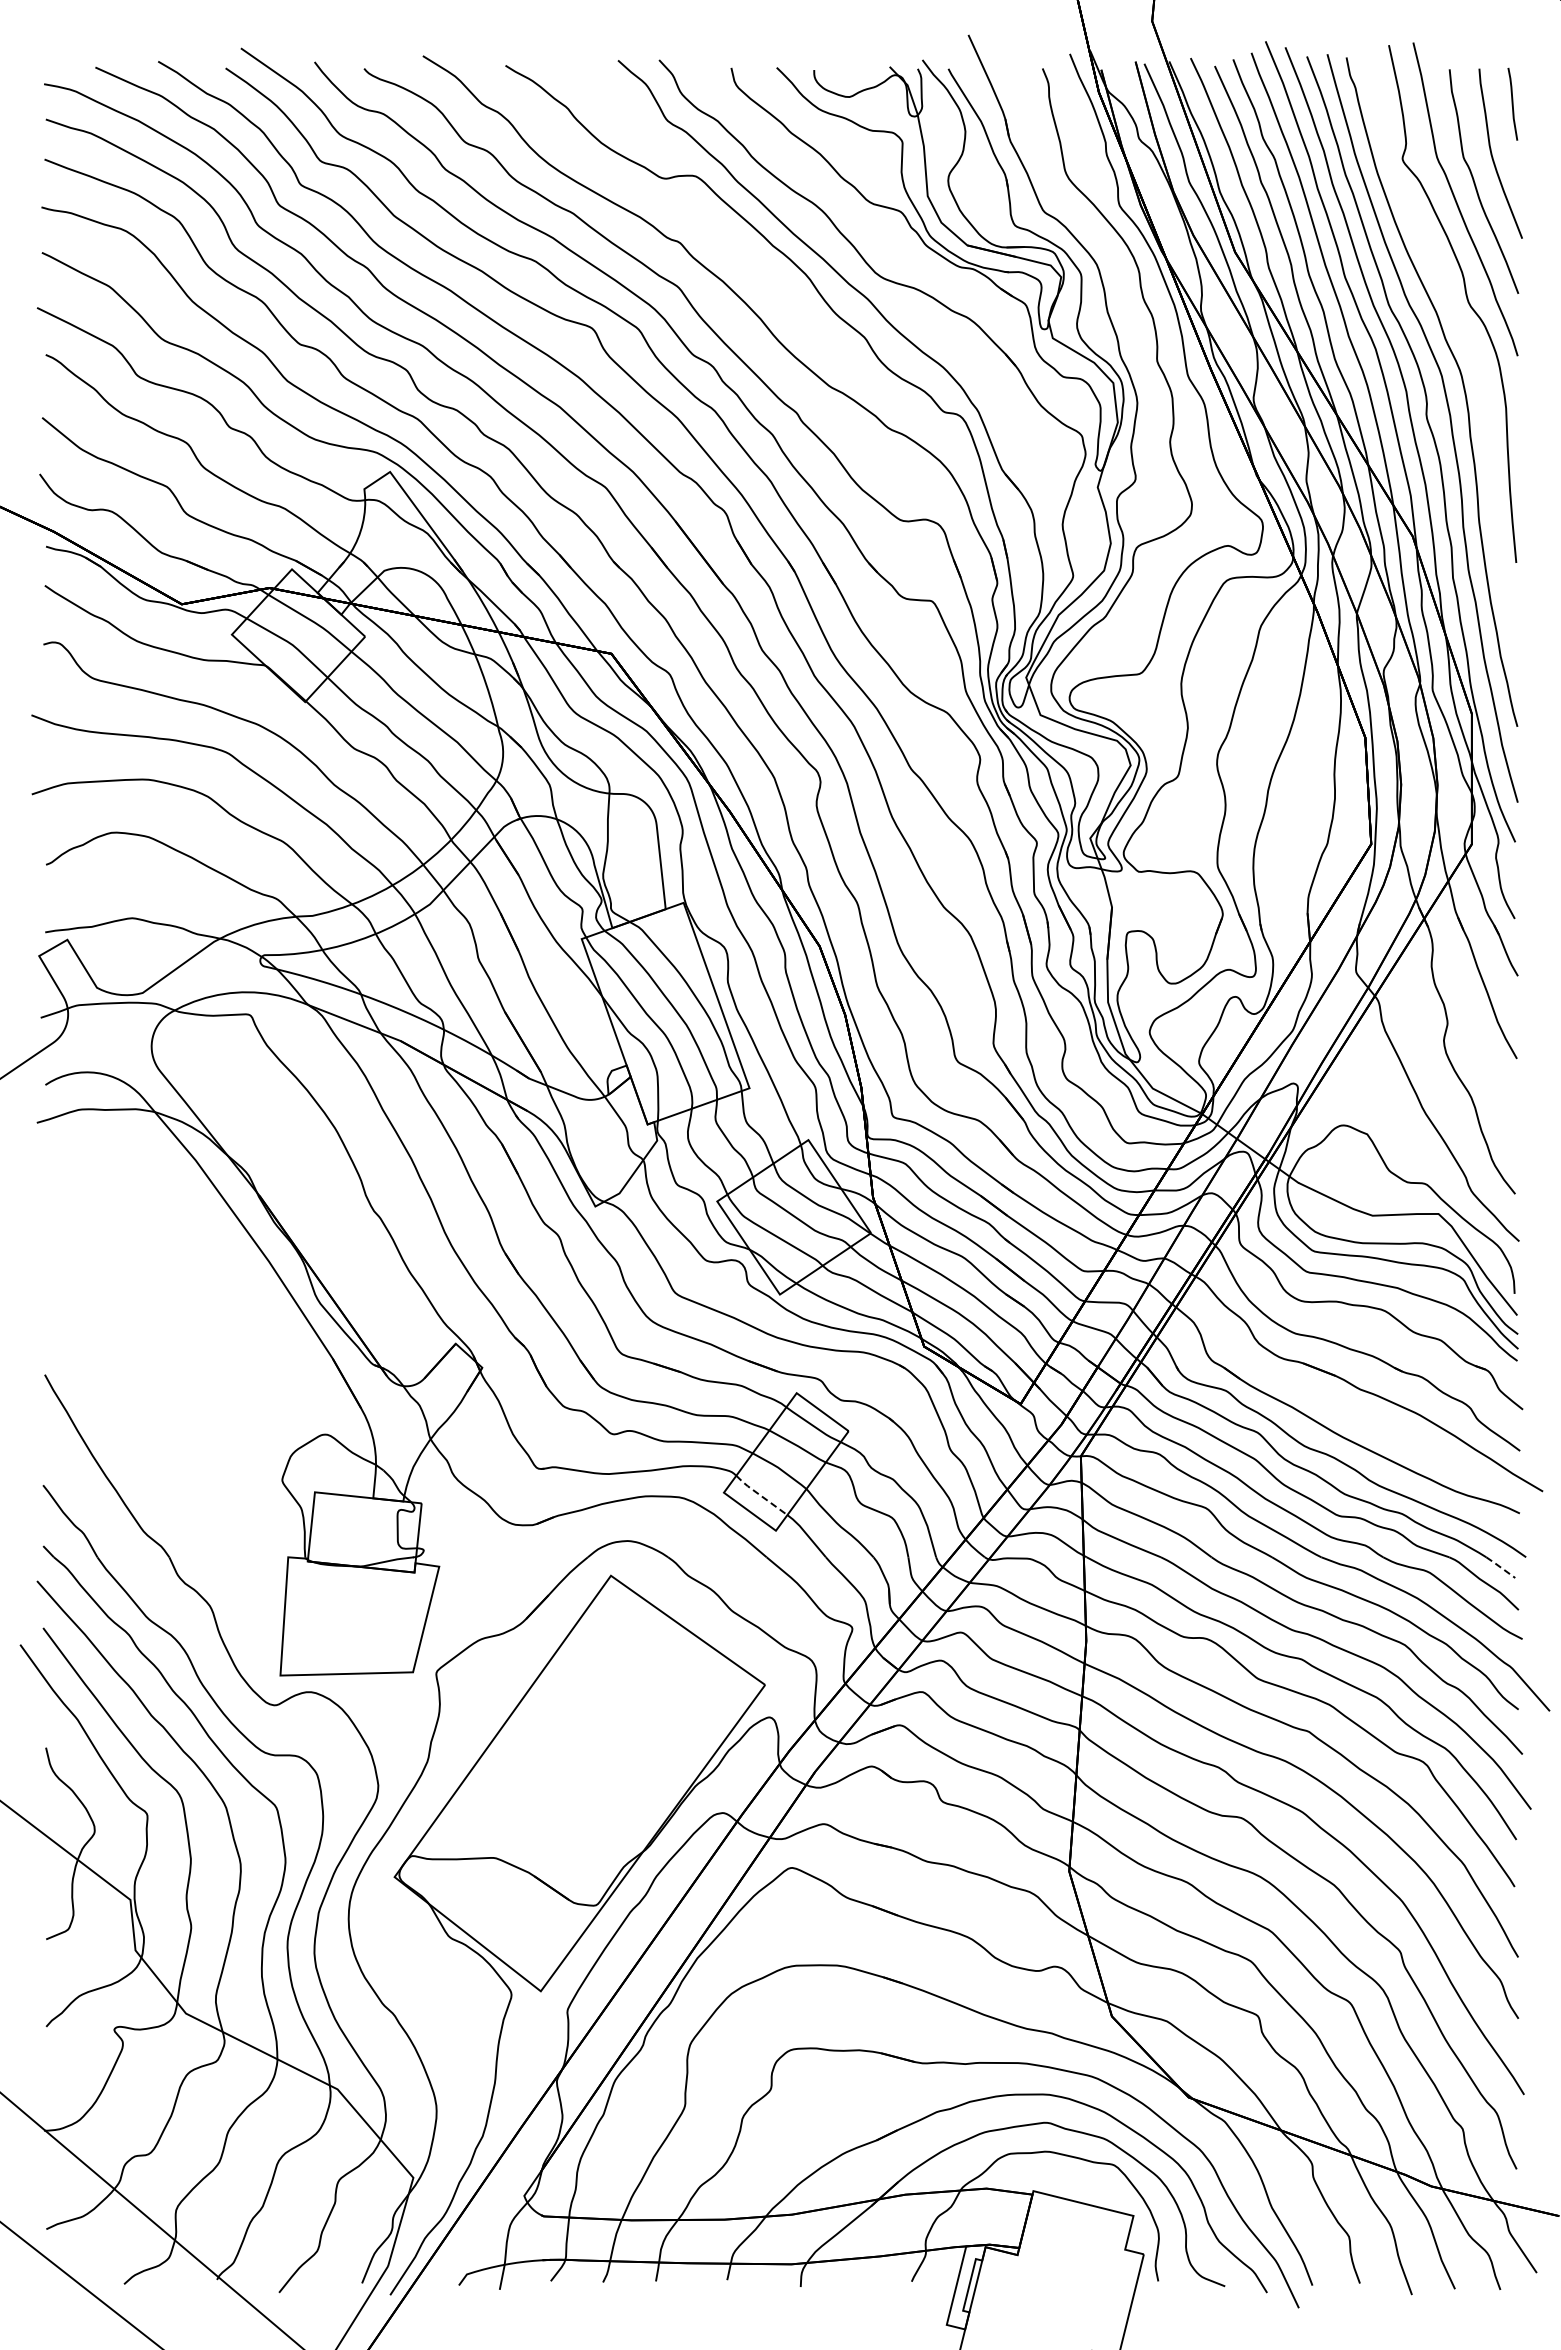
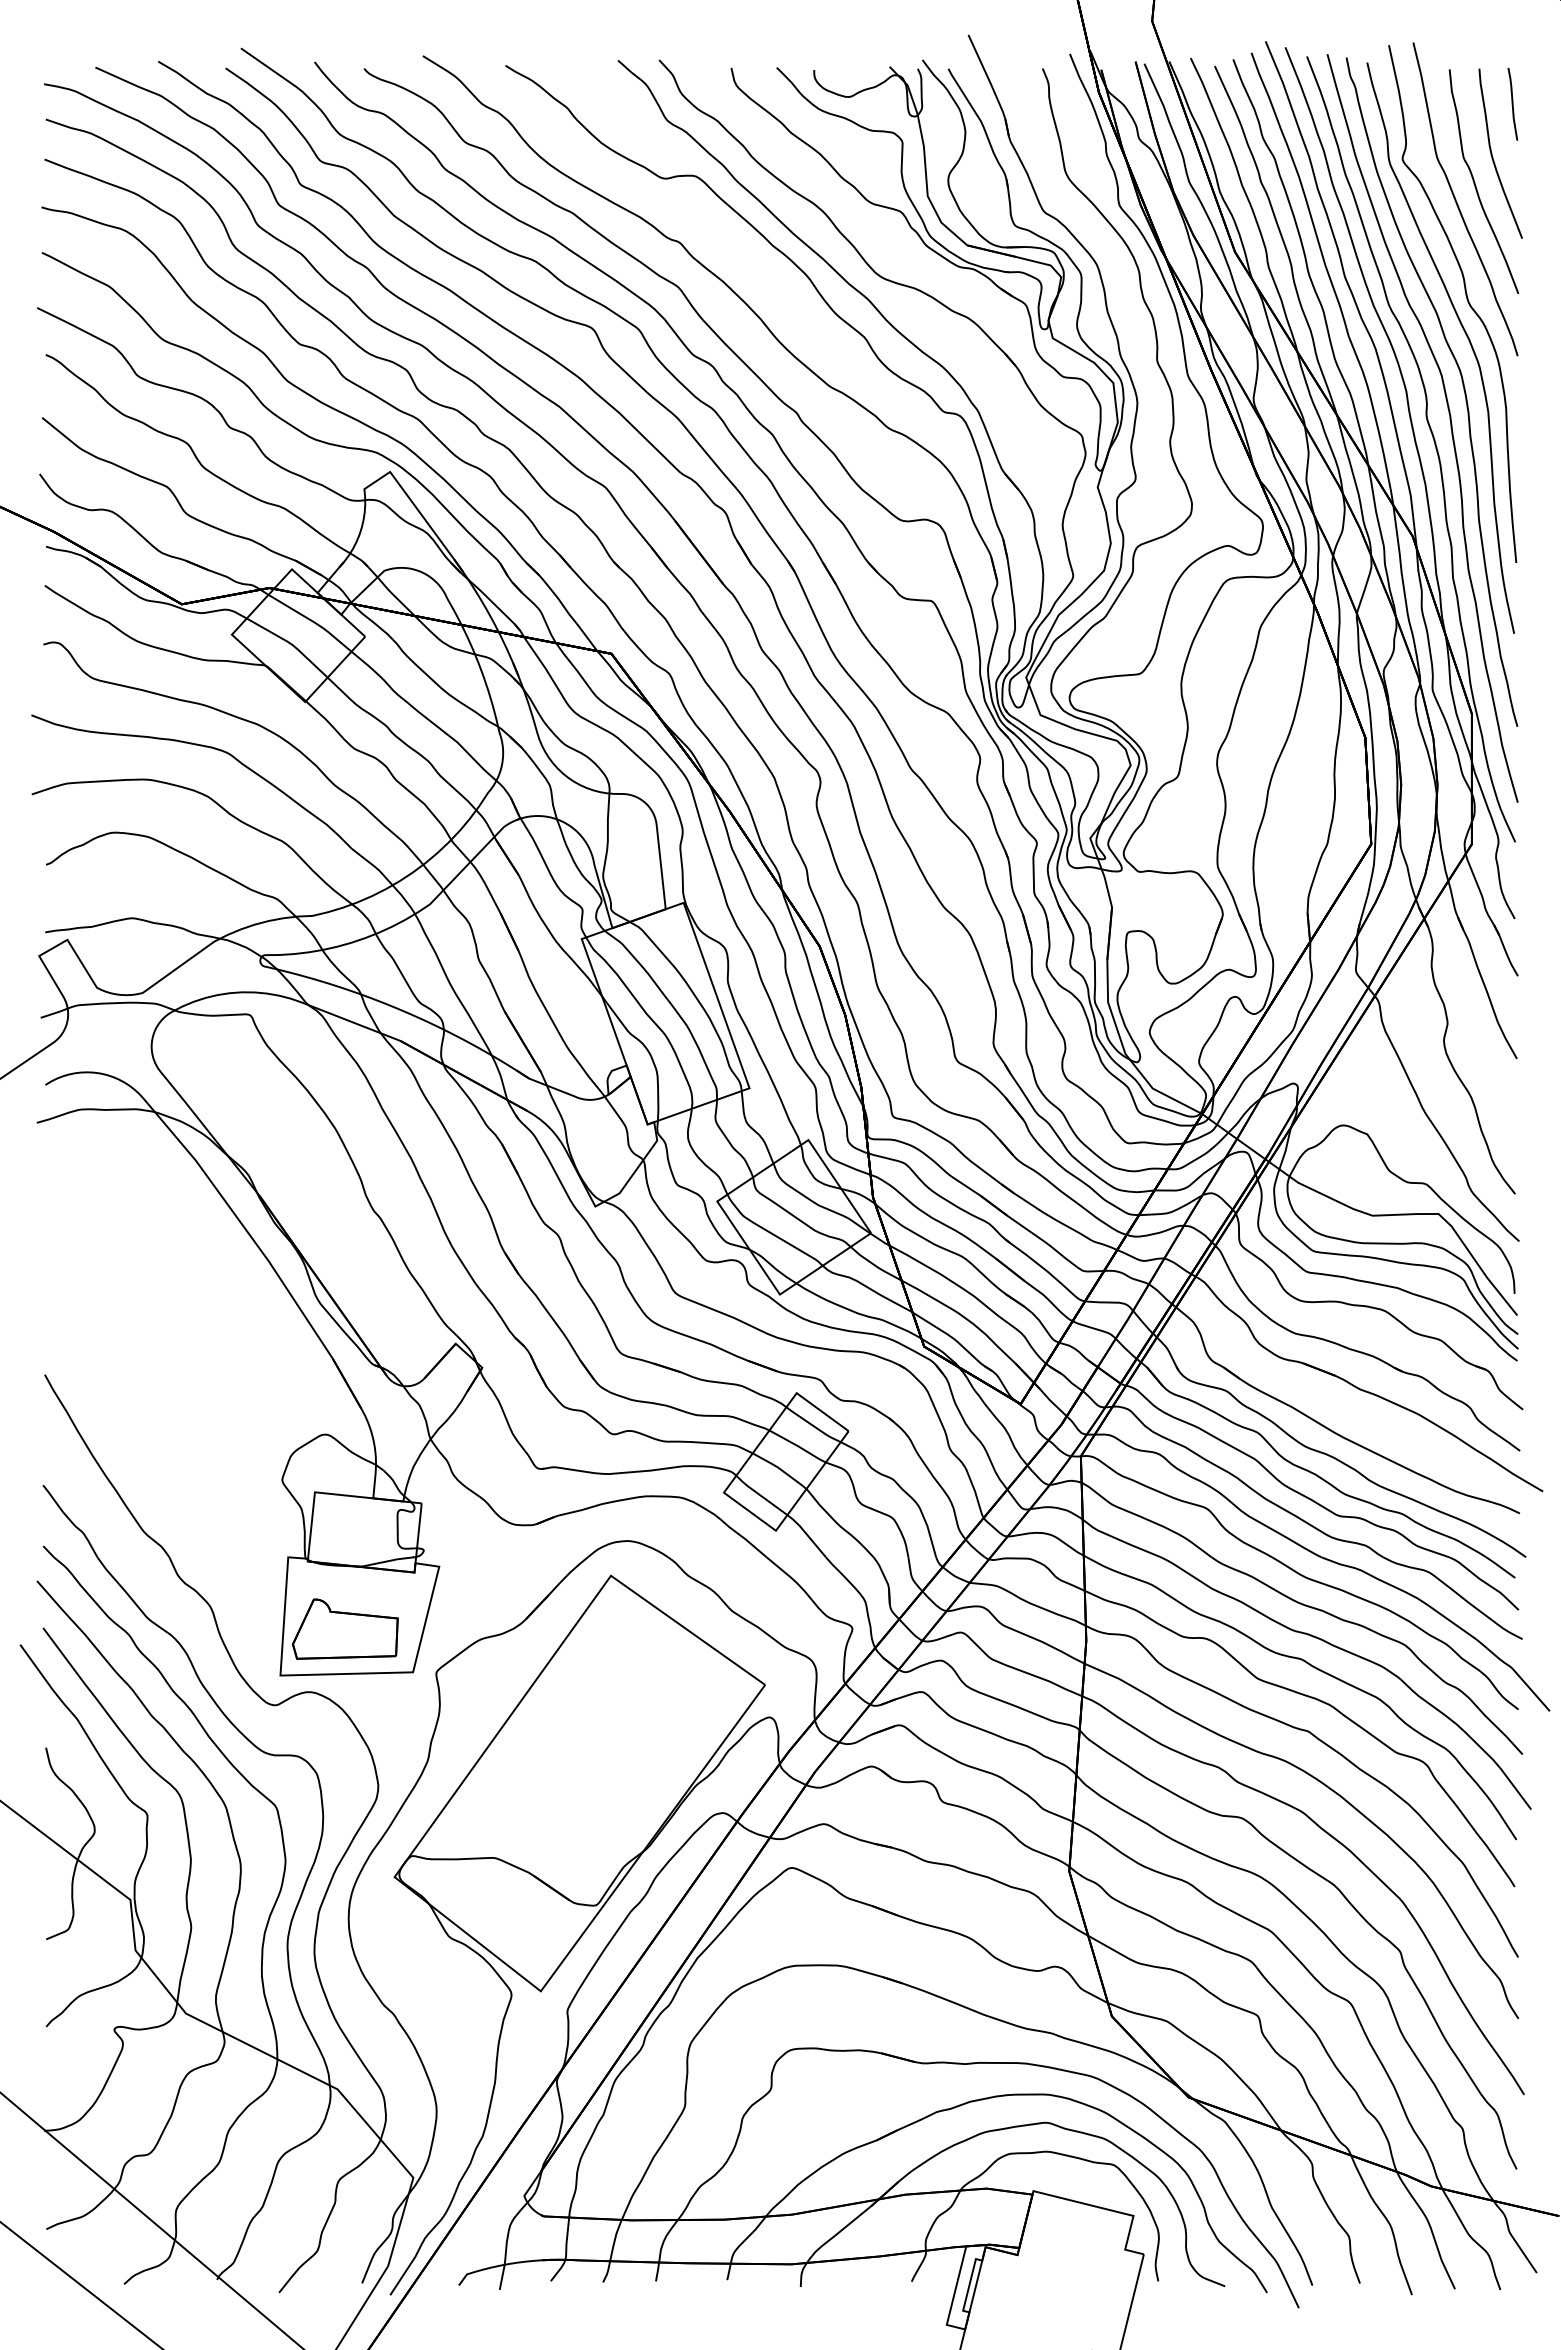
curve: none -> present (1465, 334)
line: dashed -> solid (760, 1495)
line: dashed -> solid (1500, 1567)
part: none -> present (345, 1628)
